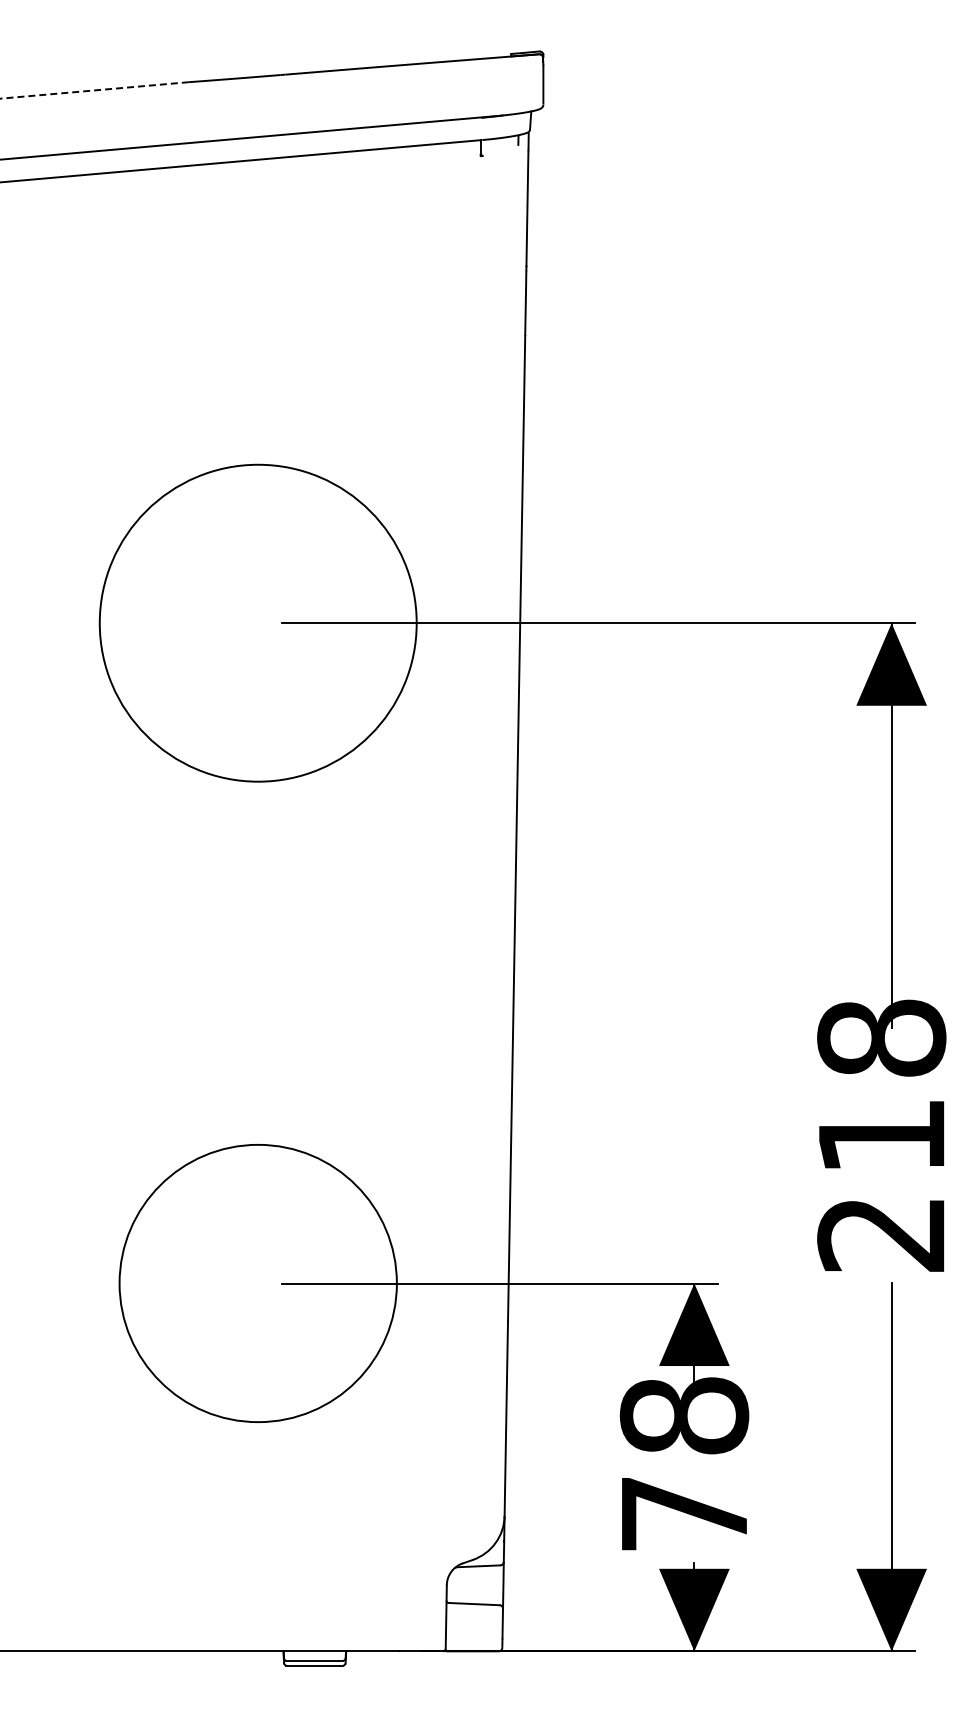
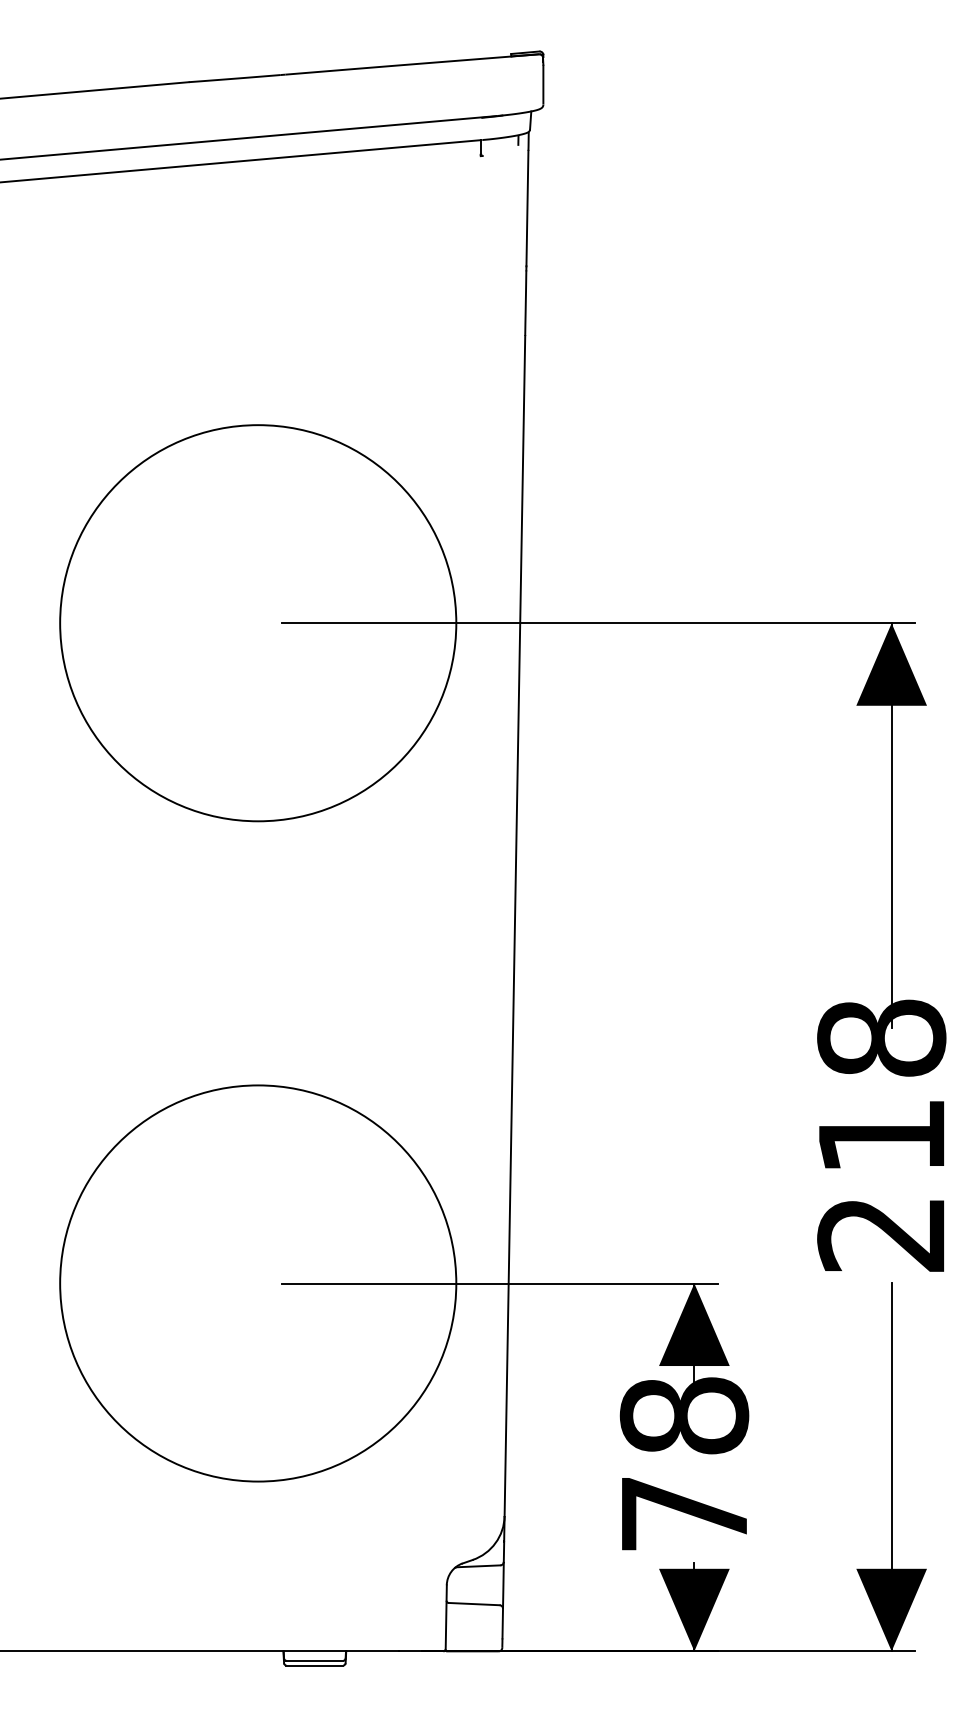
line: dashed -> solid (94, 90)
circle diameter: 317 px -> 396 px (258, 623)
circle diameter: 277 px -> 396 px (258, 1283)
